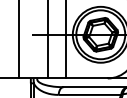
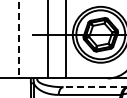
line: solid -> dashed (18, 39)
line: solid -> dashed (94, 87)
